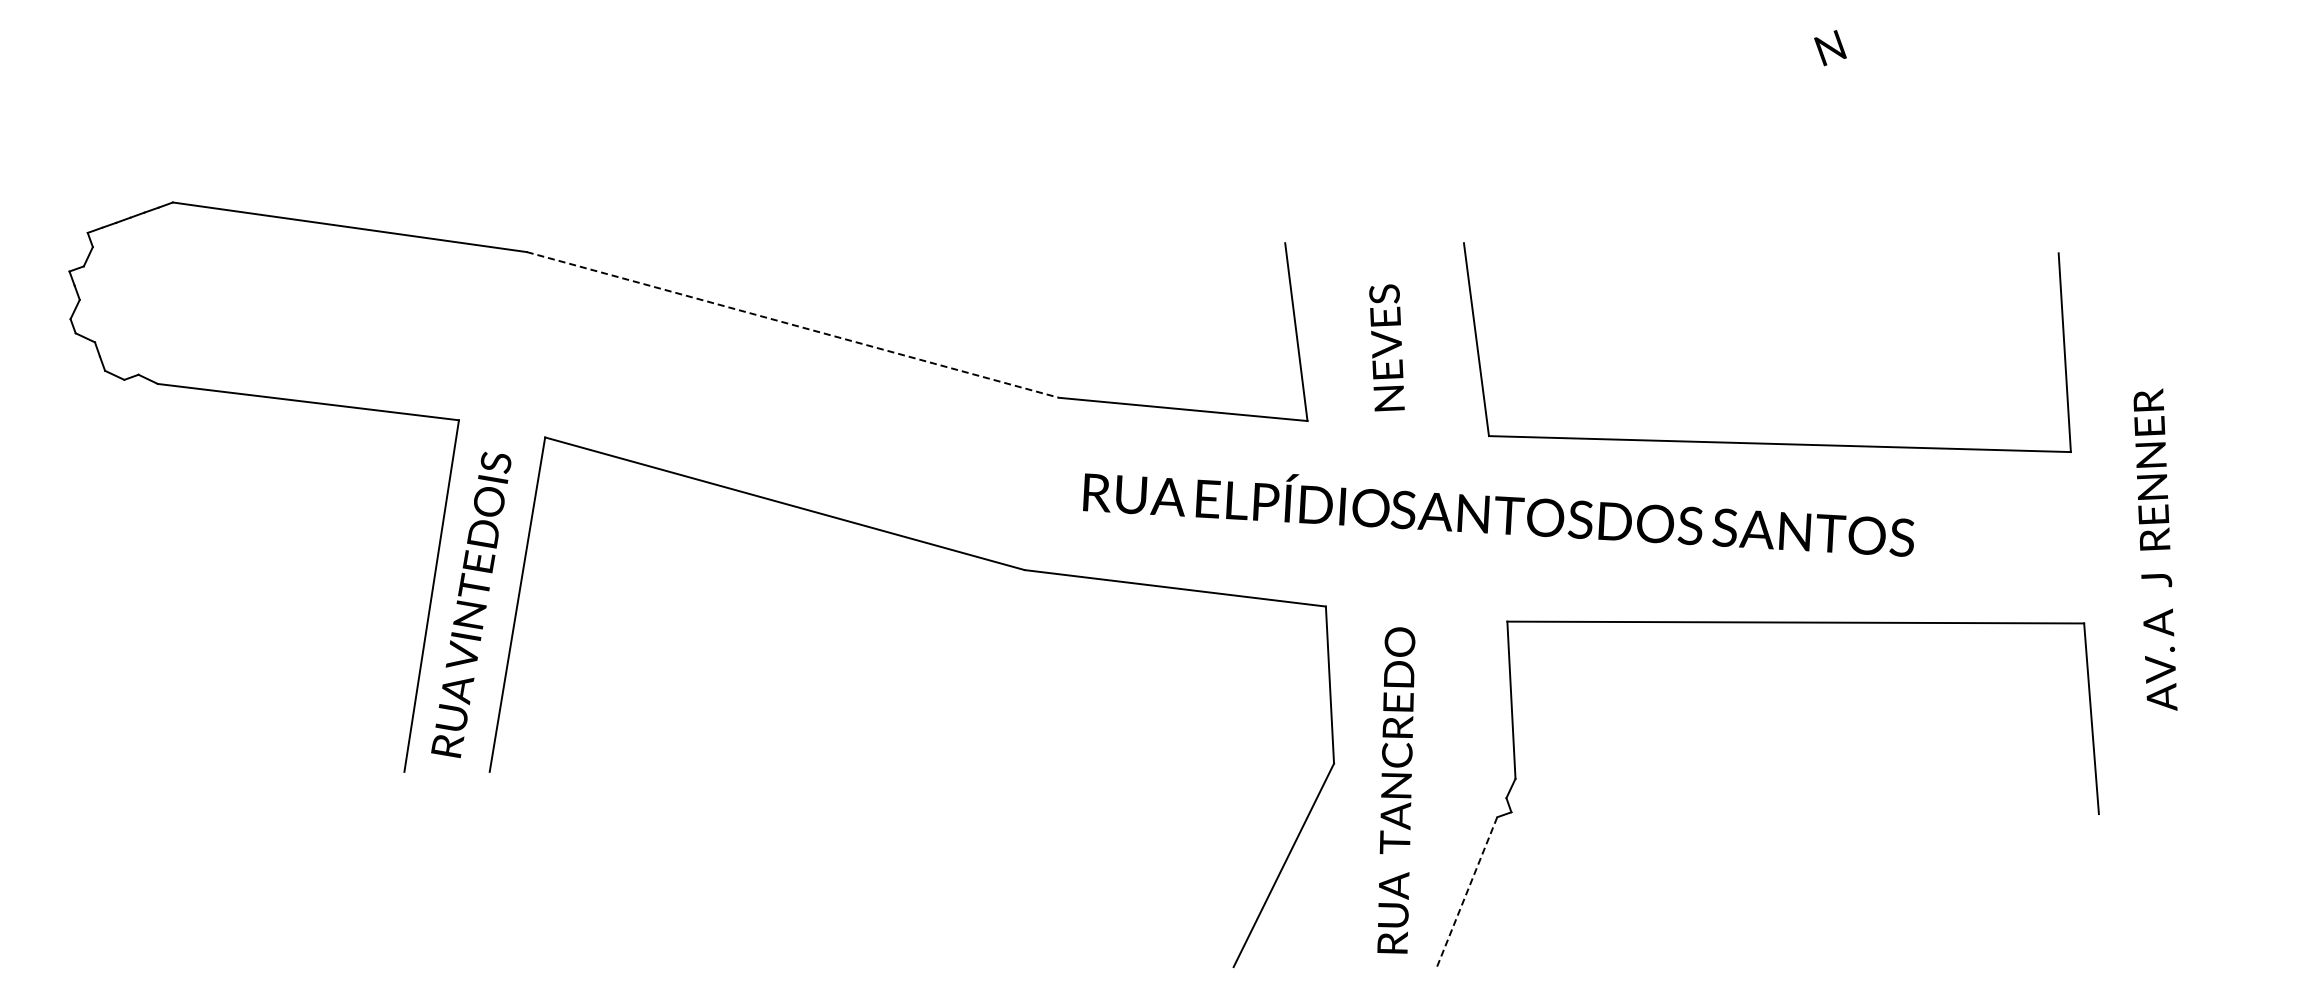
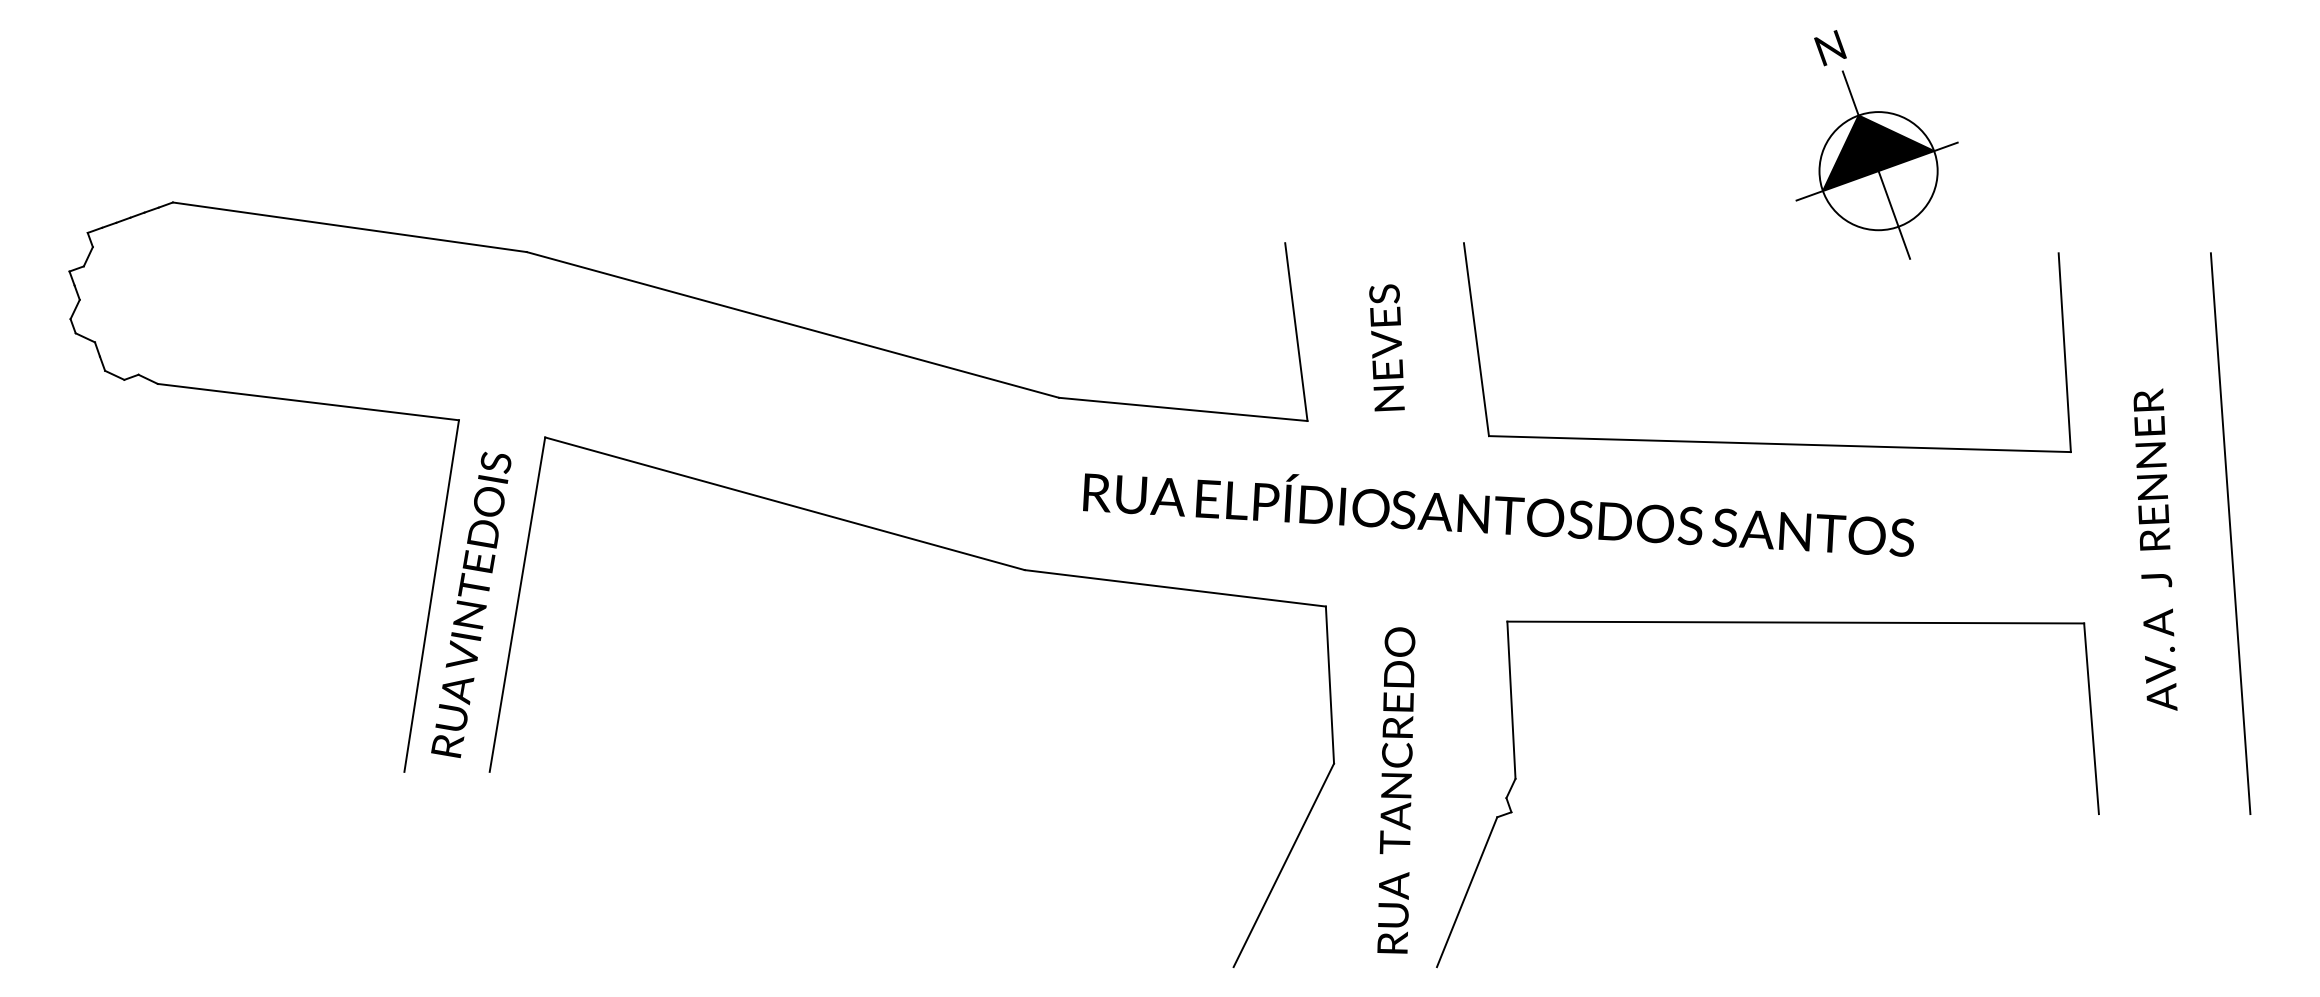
part: none -> present (1876, 164)
line: dashed -> solid (792, 324)
line: none -> present (2230, 533)
line: dashed -> solid (1467, 892)
